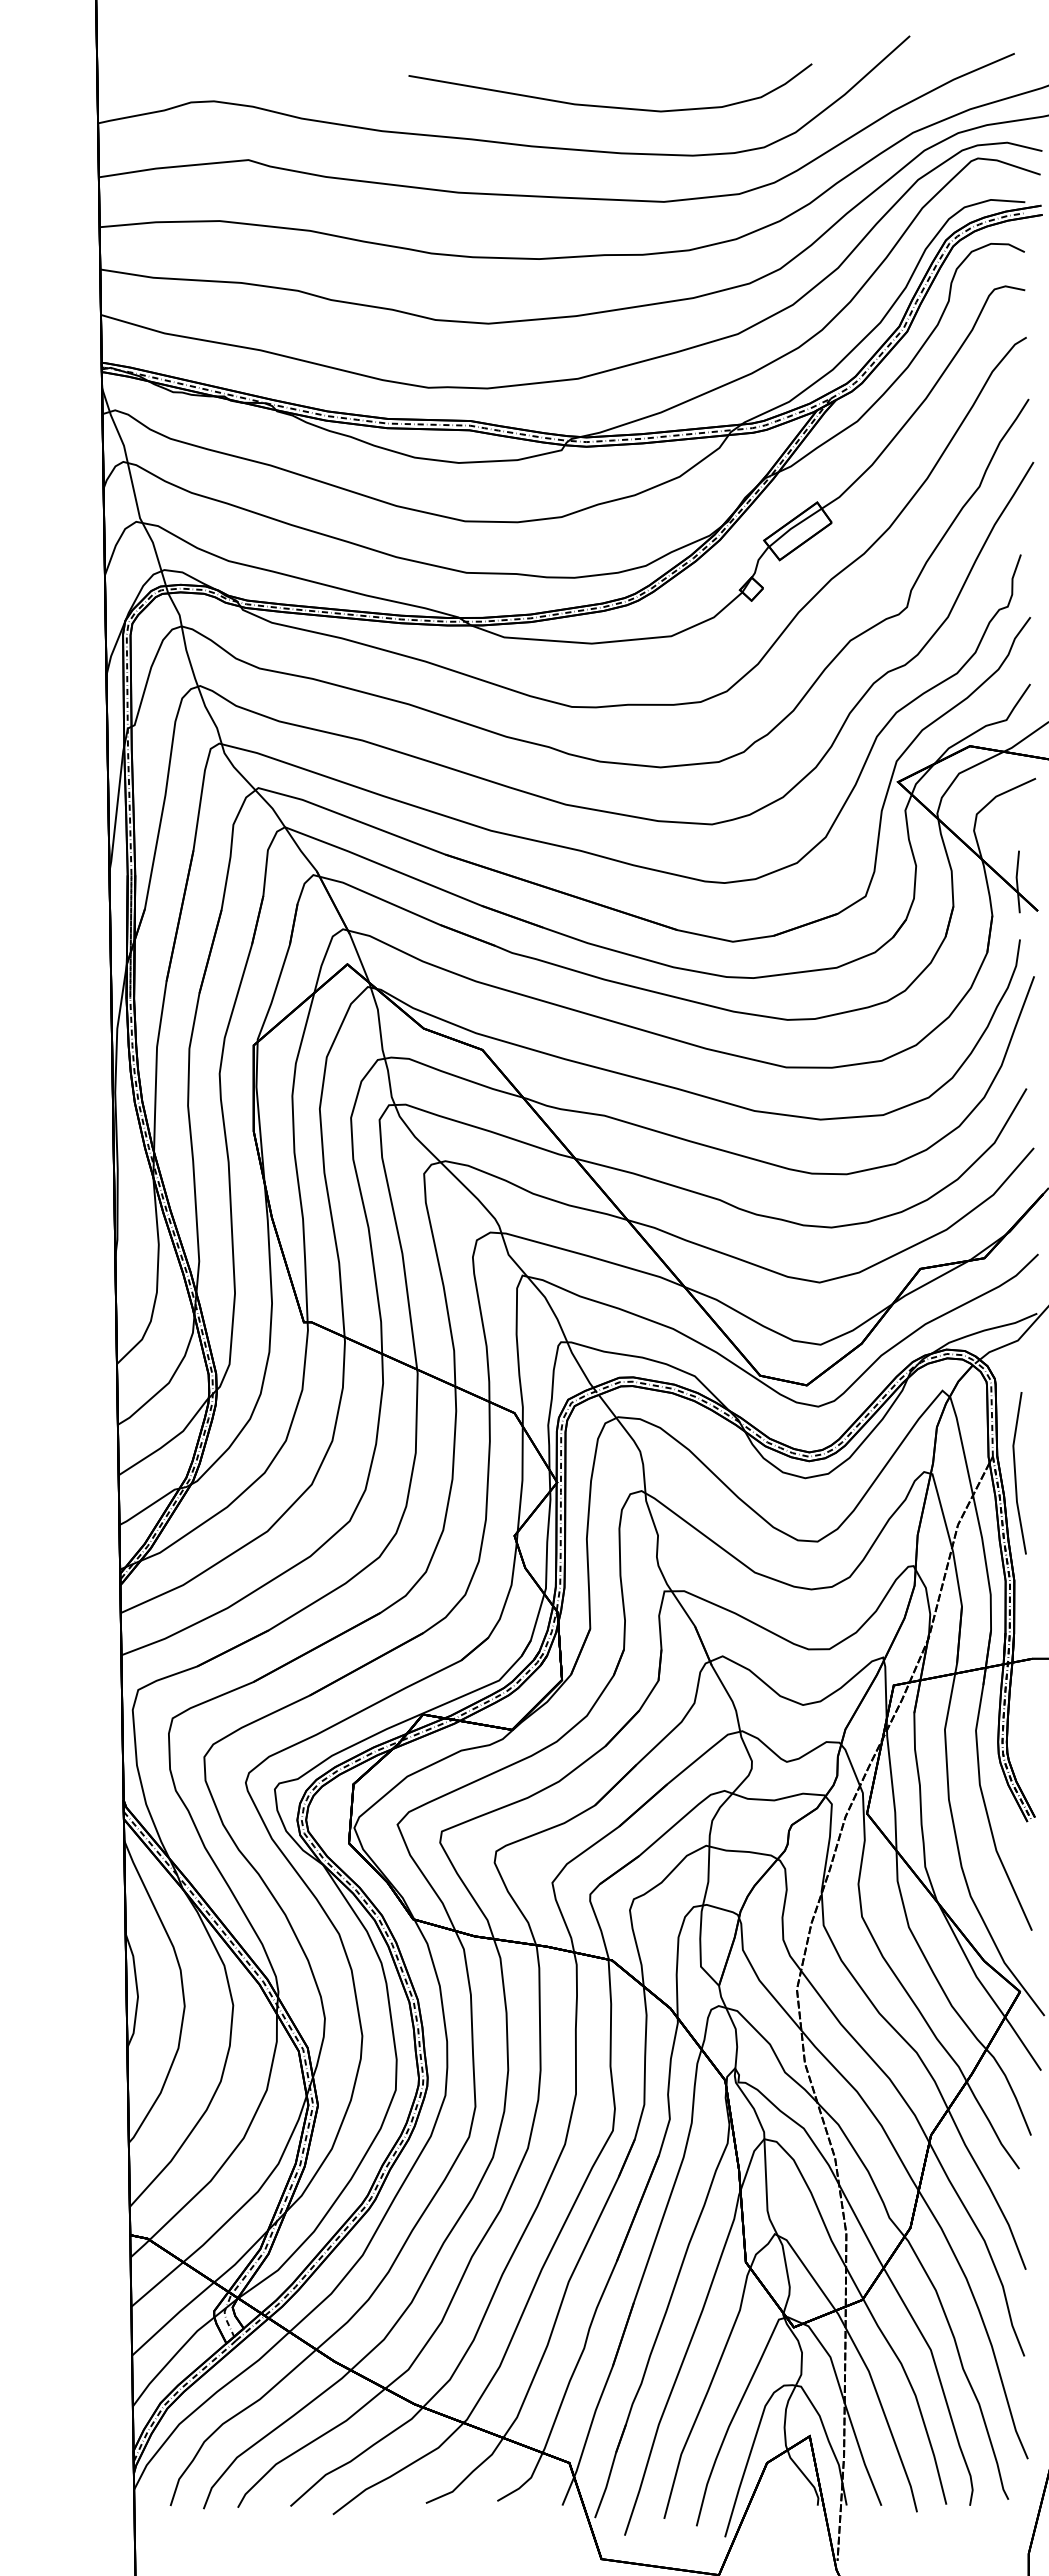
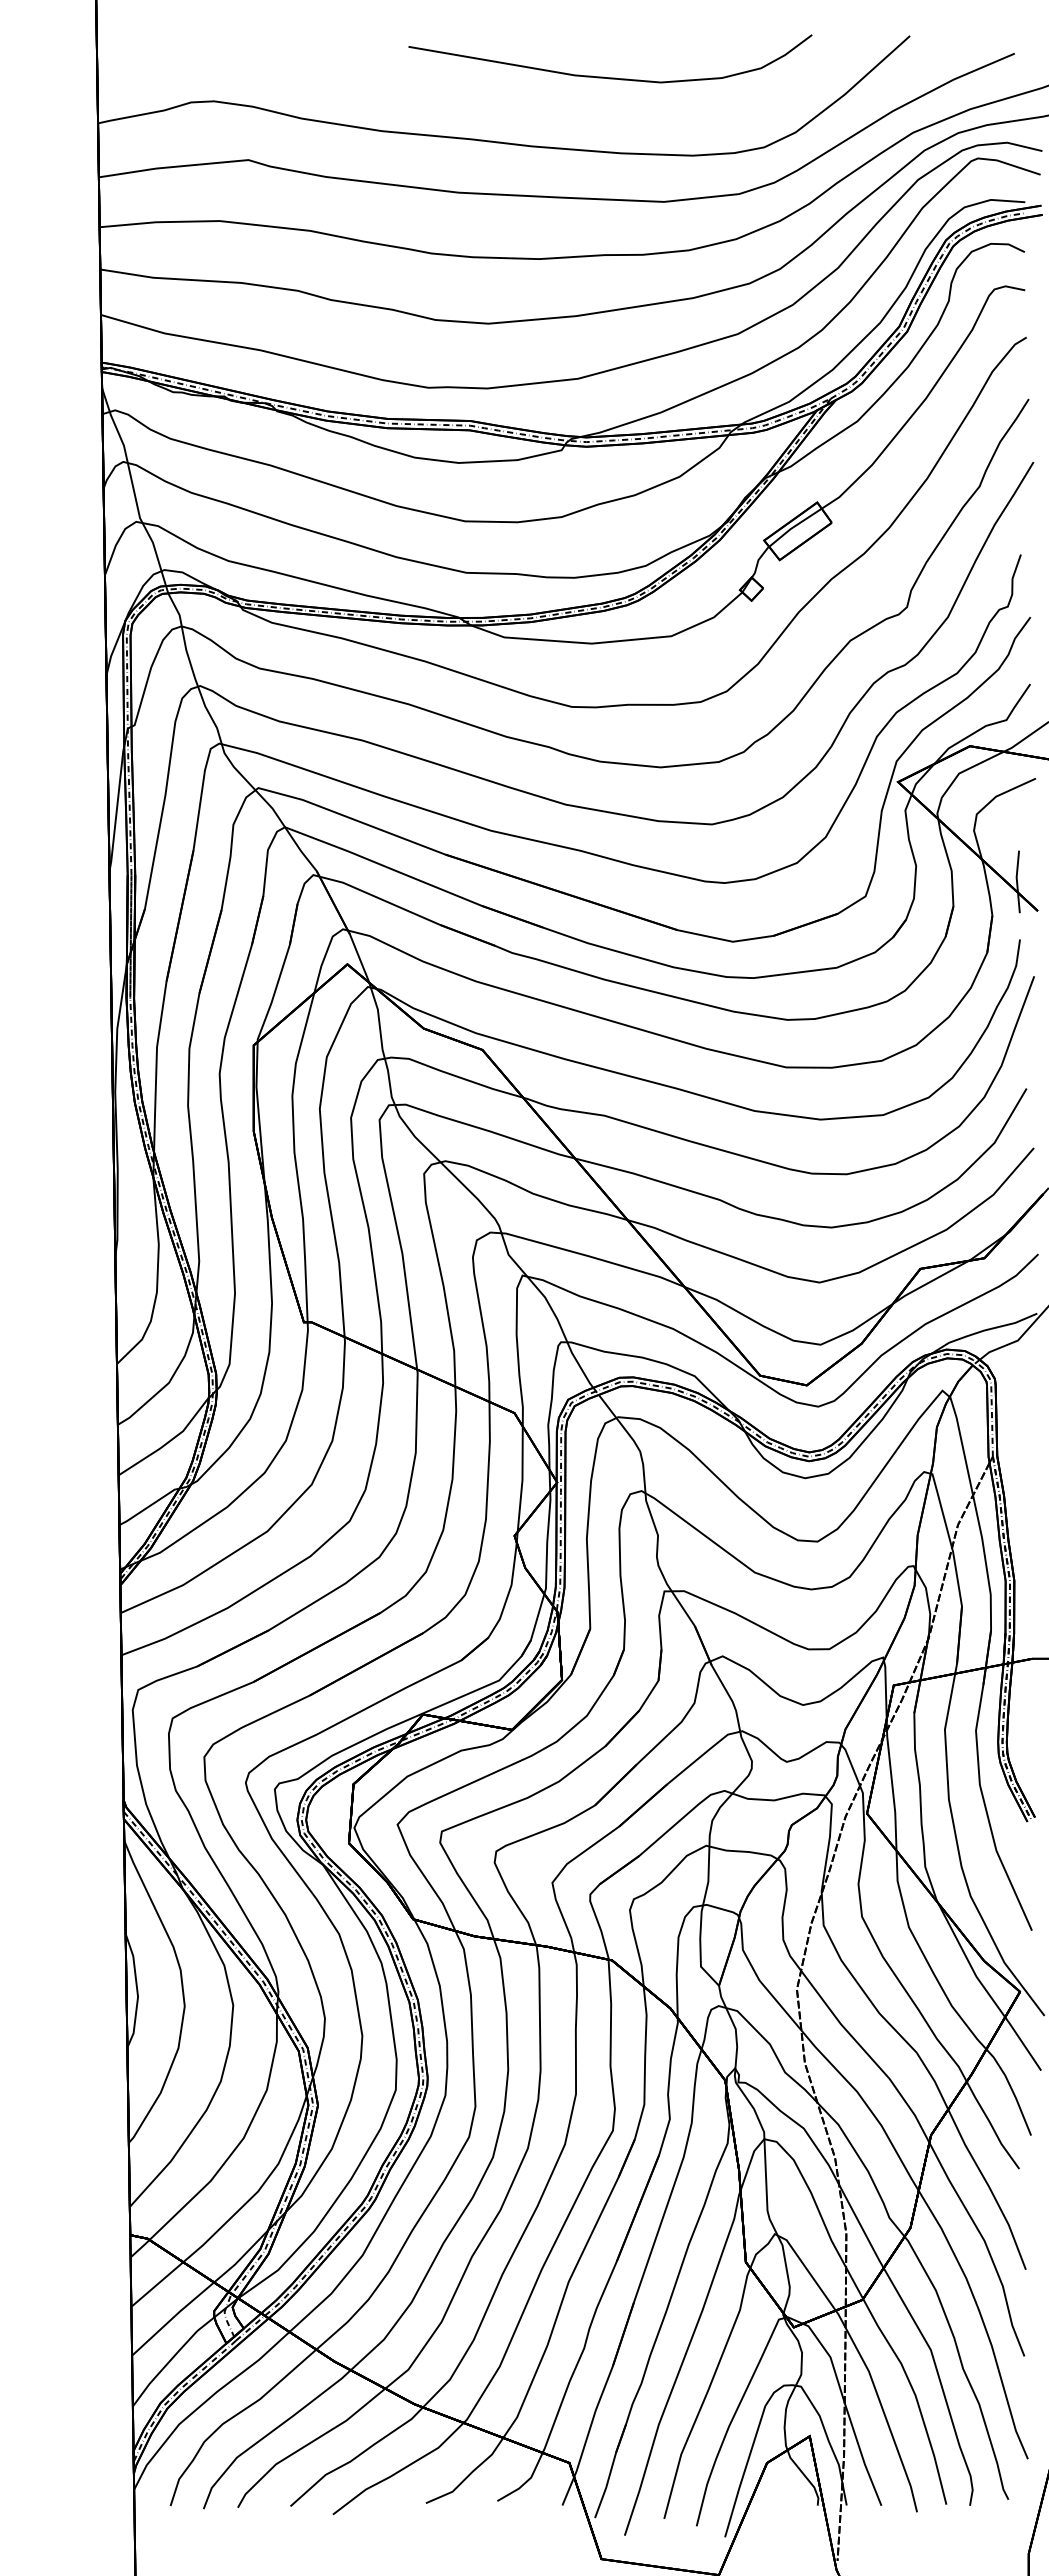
curve position: (604, 105) -> (604, 76) (604, 76)
line: present -> none (1016, 1474)
